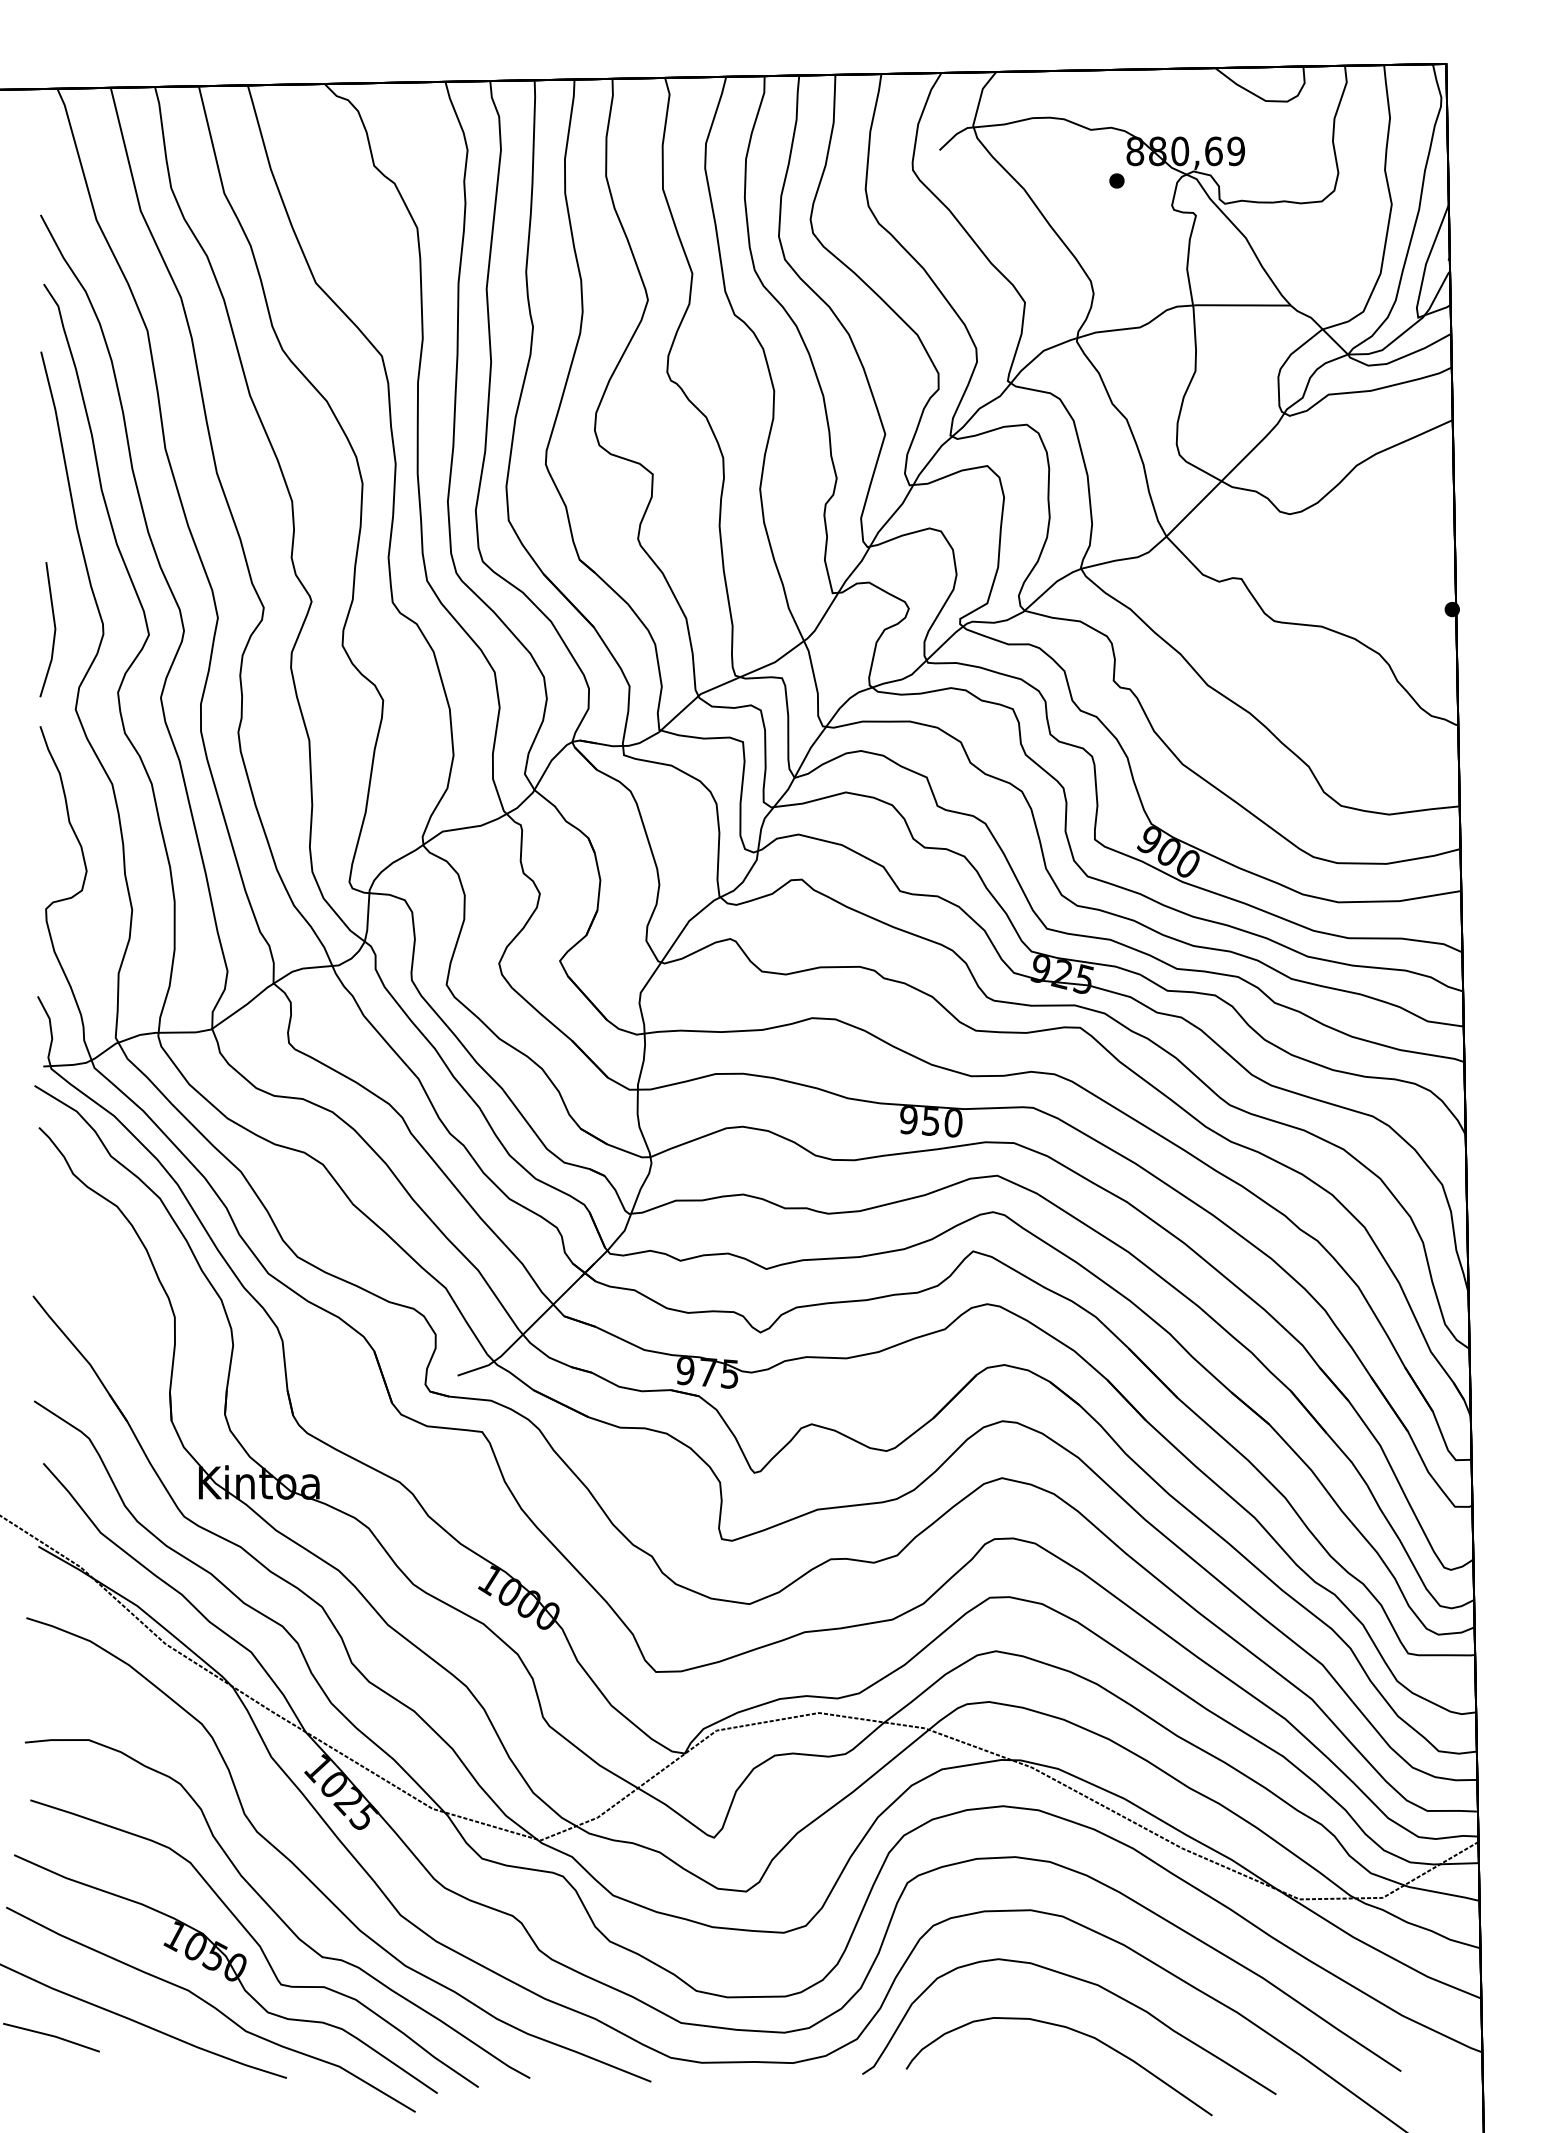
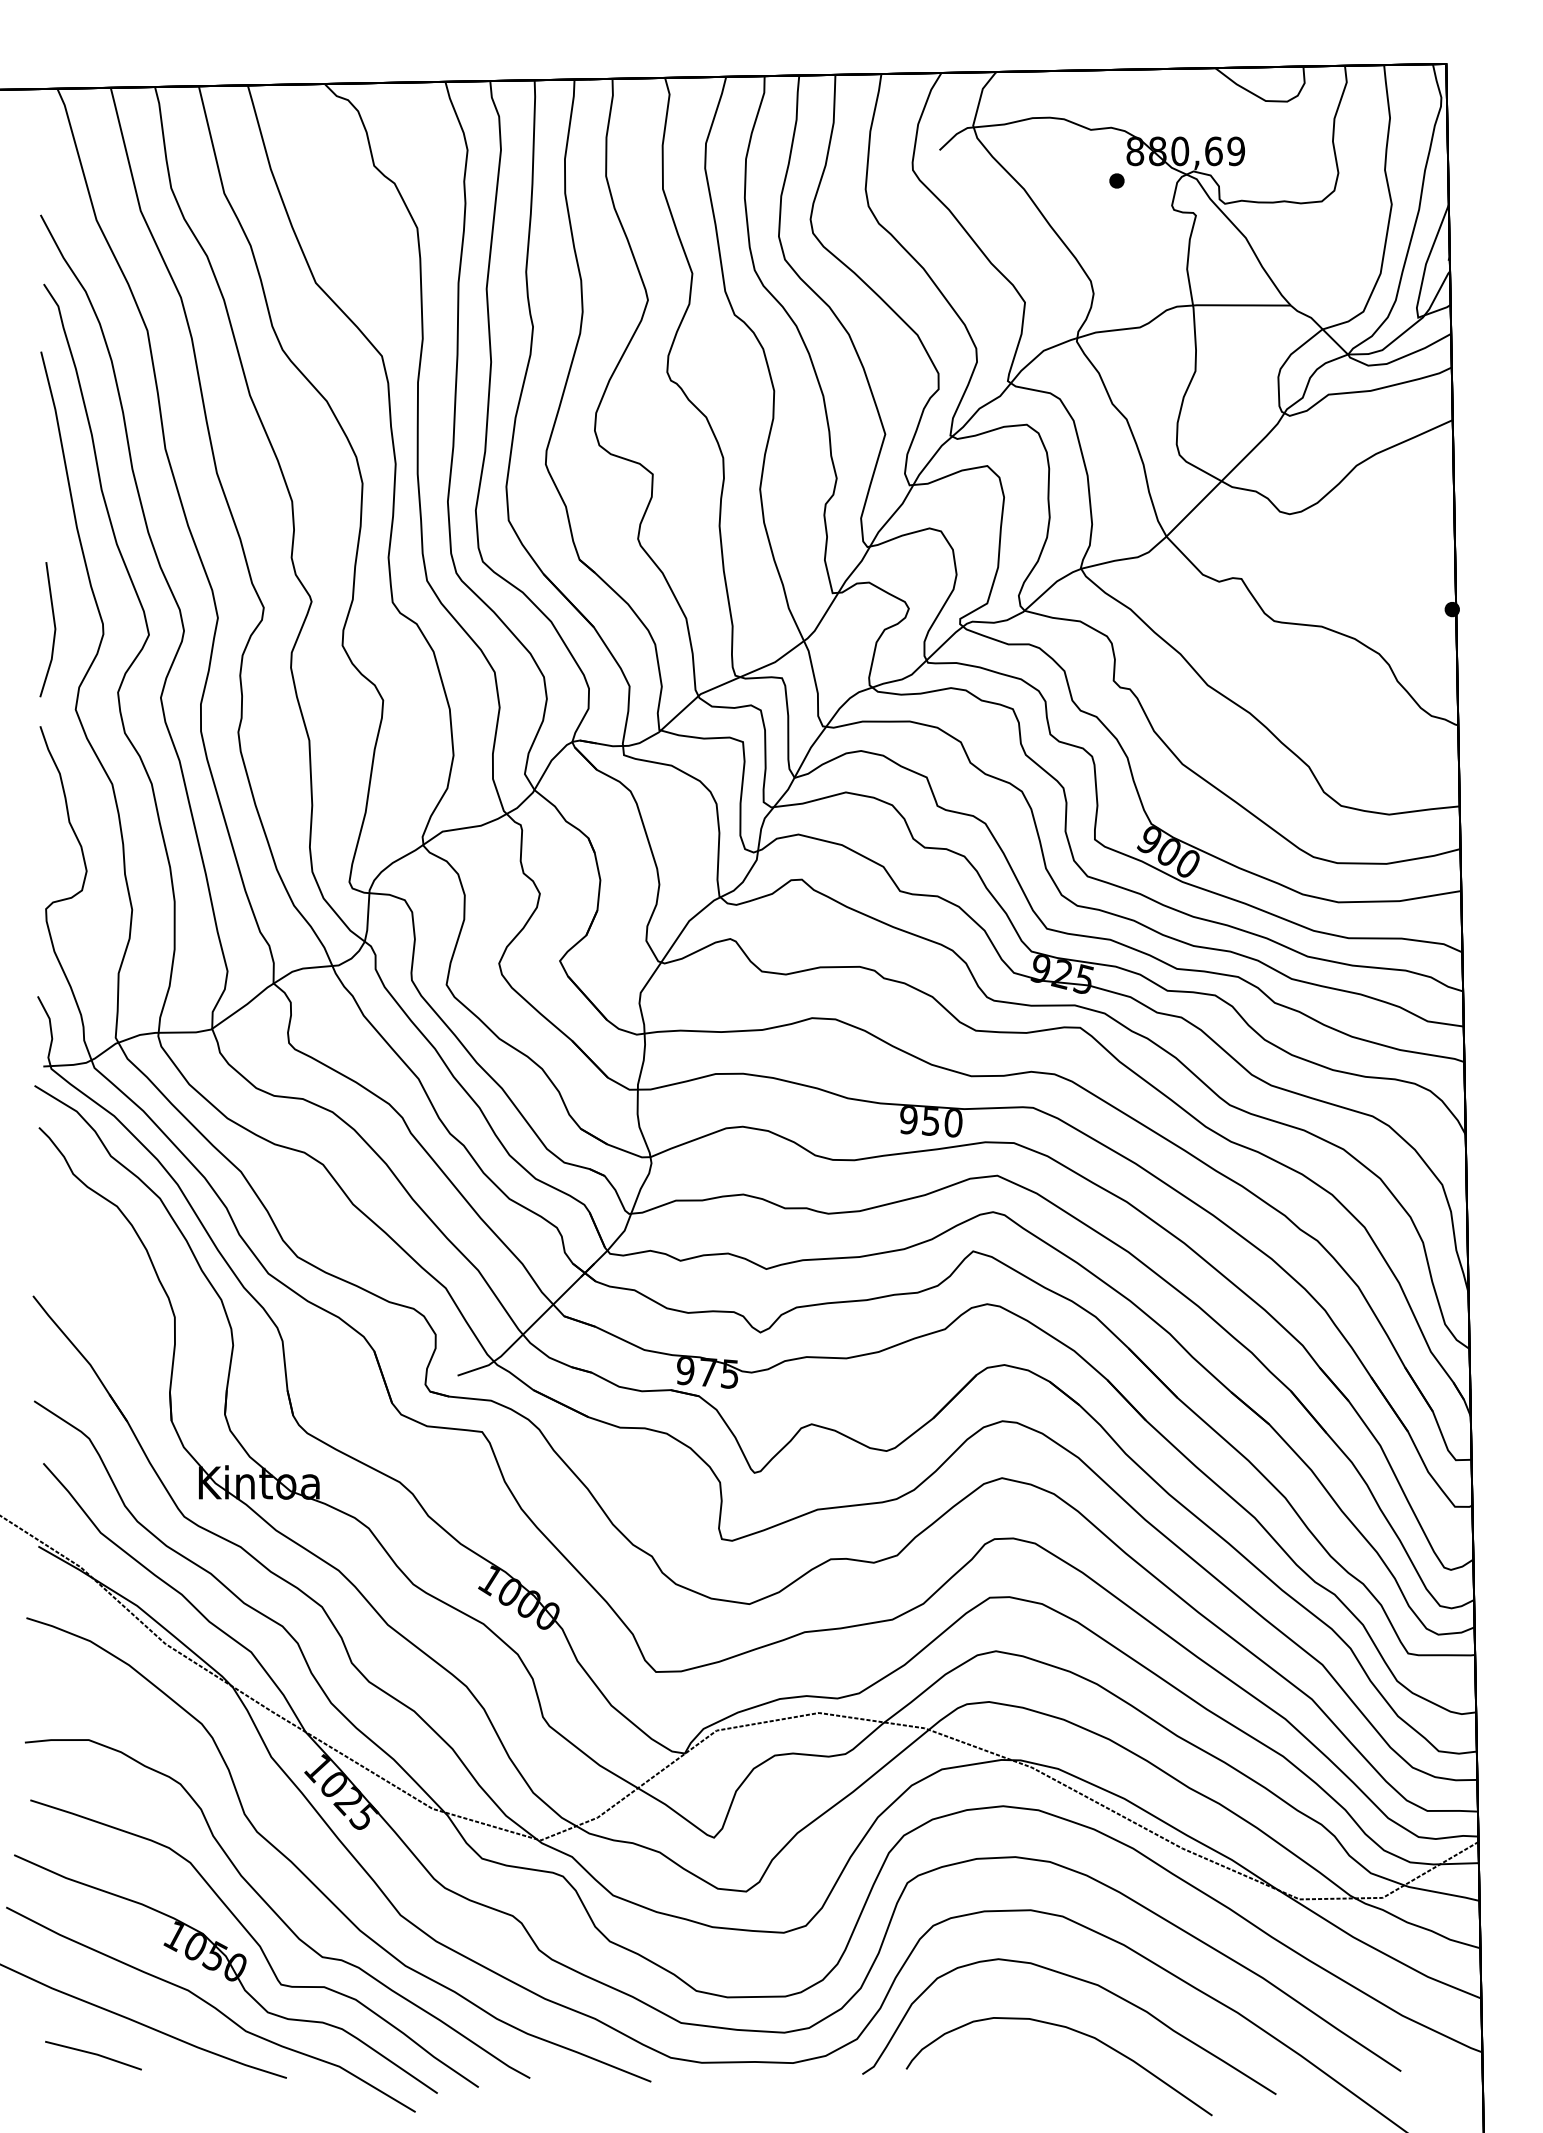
part position: (51, 2037) -> (93, 2055) (93, 2055)
